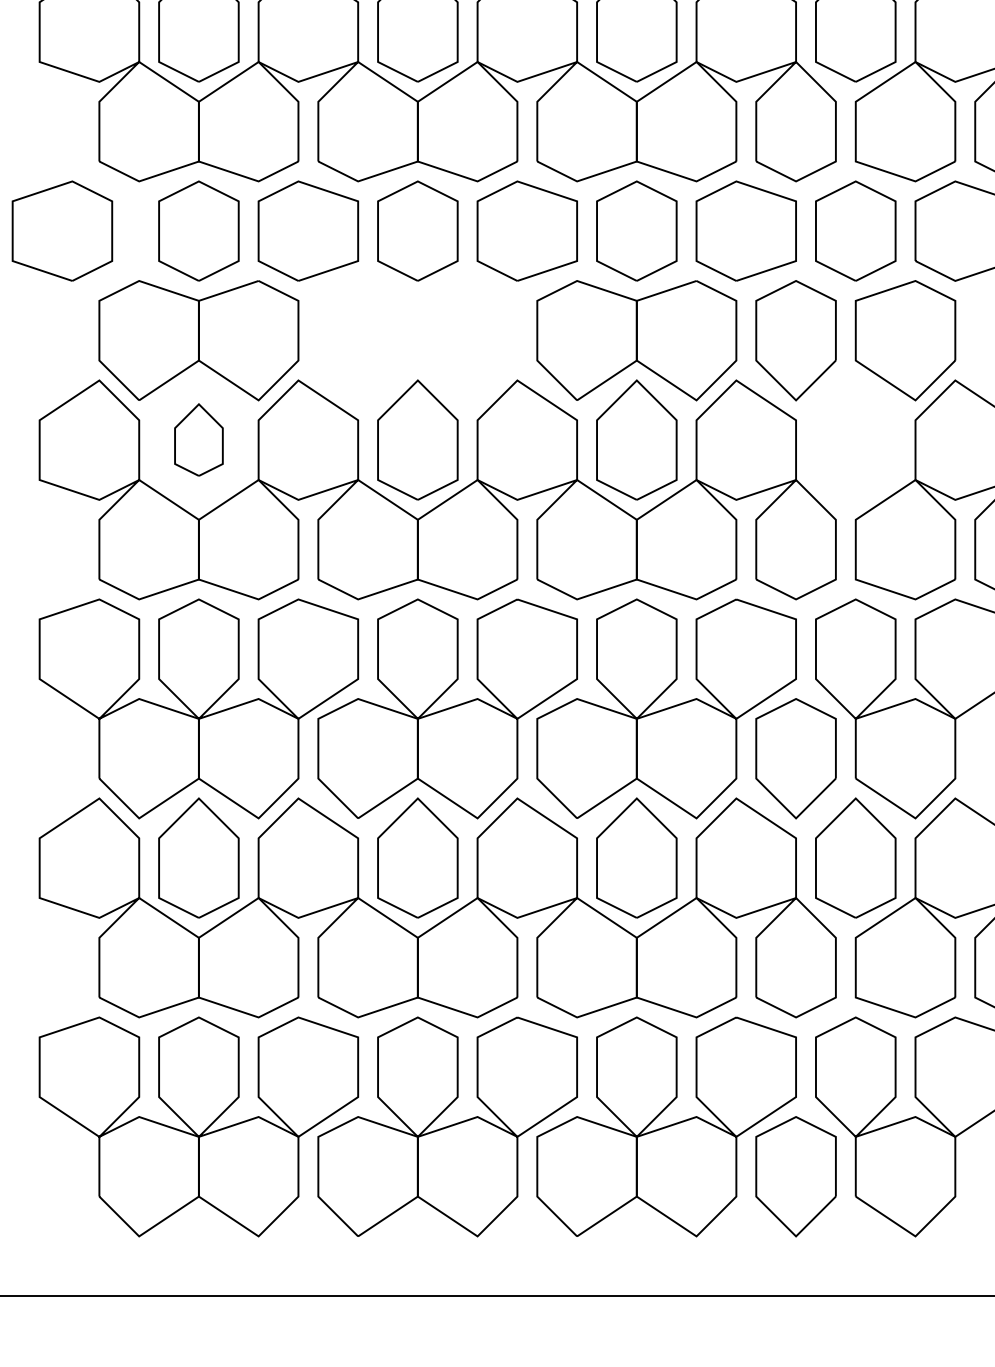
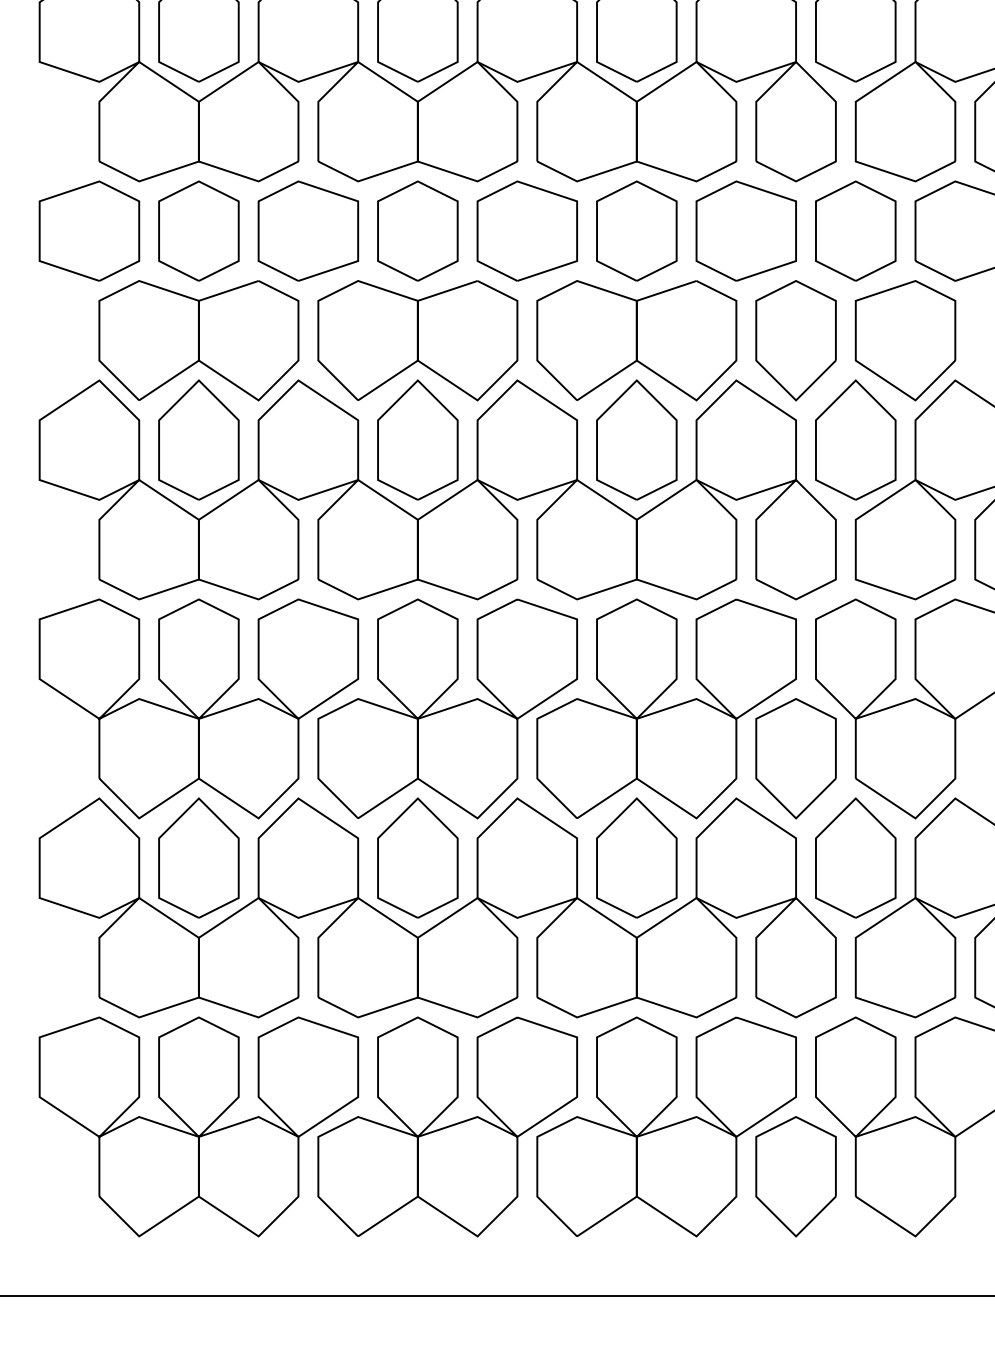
part position: (62, 230) -> (89, 230) (89, 230)
part: none -> present (417, 340)
part size: 50x74 px -> 82x122 px (198, 439)
part: none -> present (855, 439)
